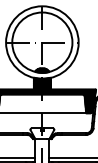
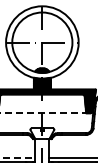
line: solid -> dashed (45, 113)
line: solid -> dashed (18, 157)
